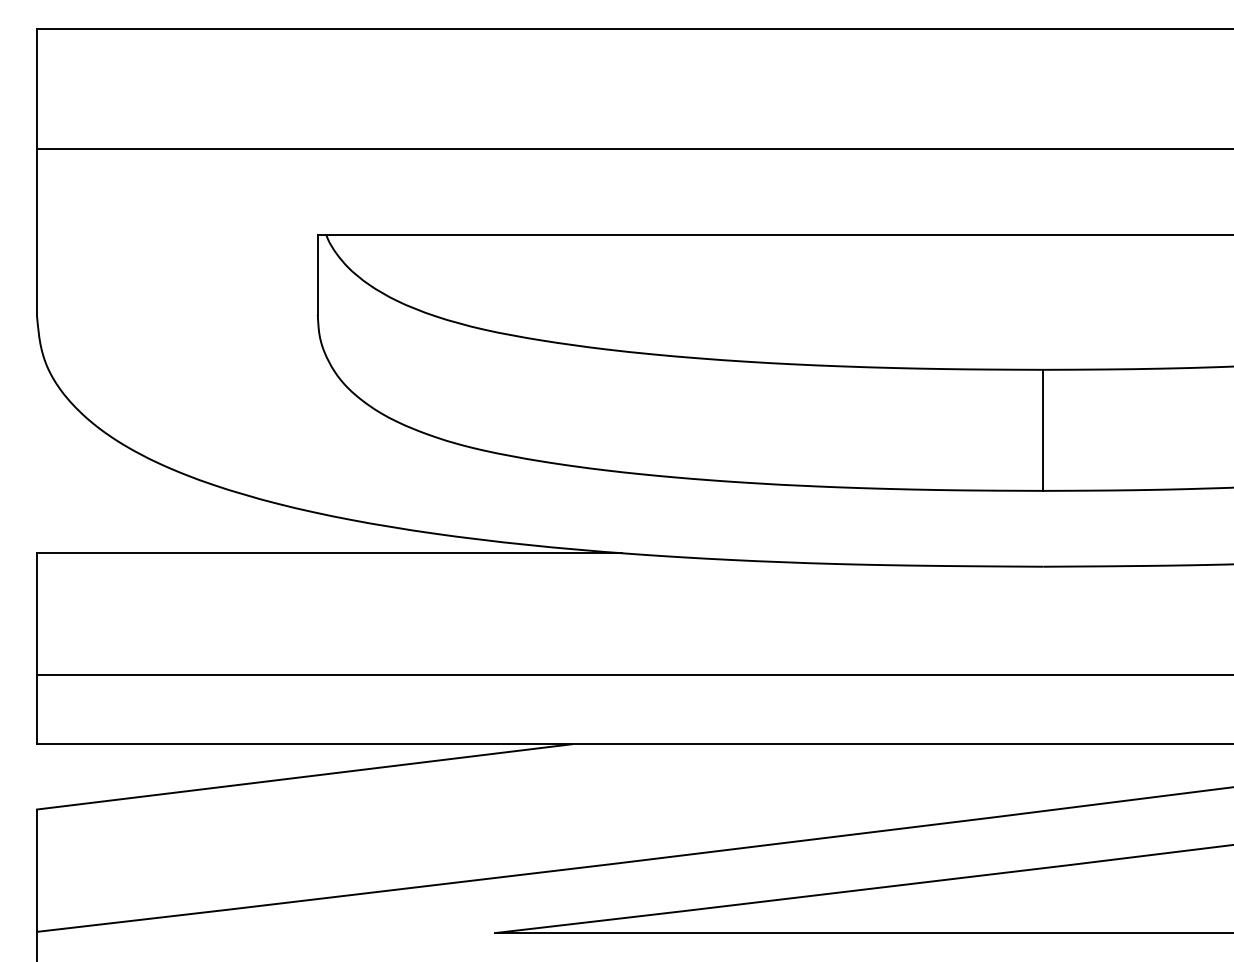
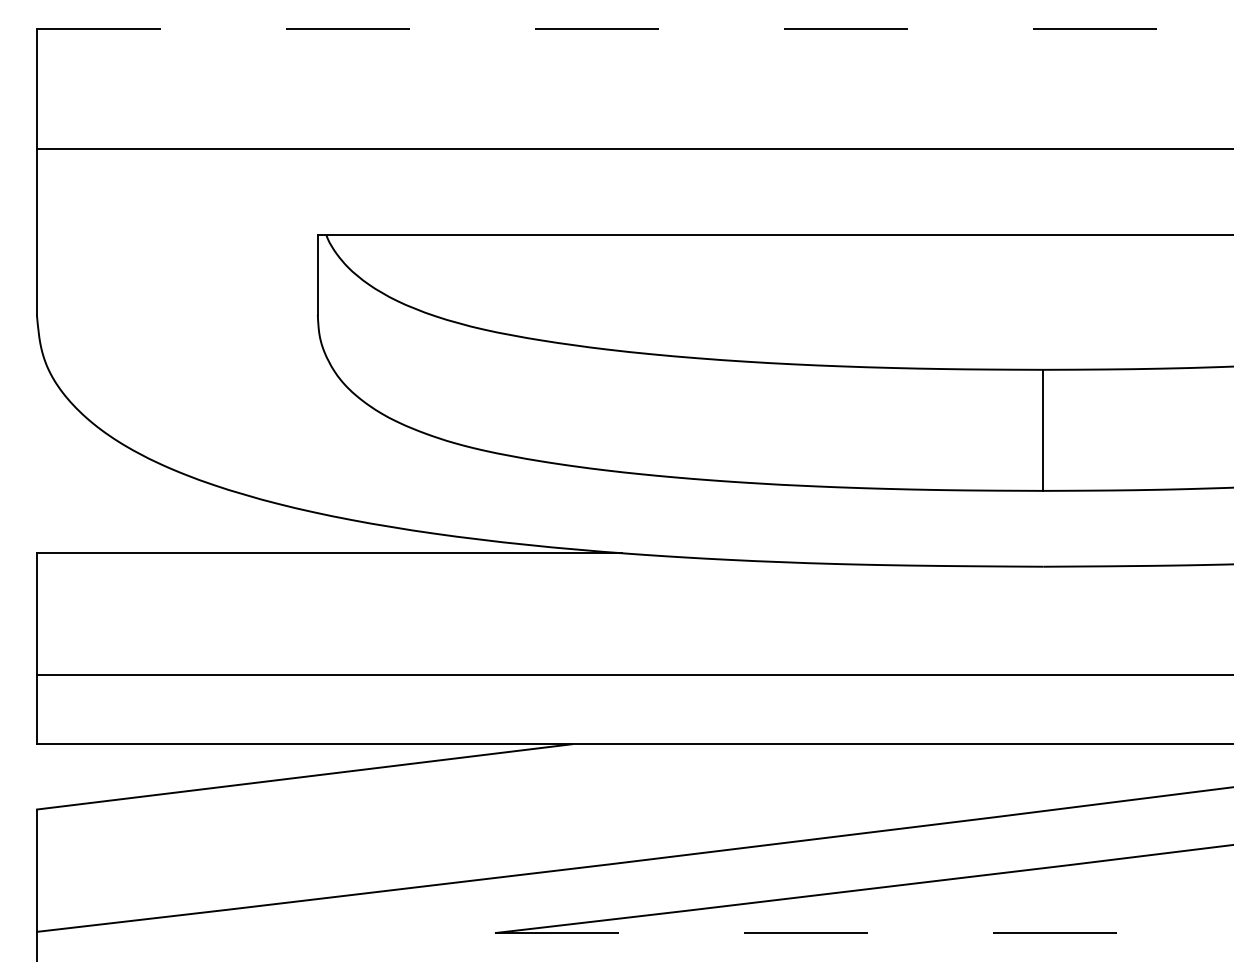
line: solid -> dashed (635, 28)
line: solid -> dashed (864, 933)
